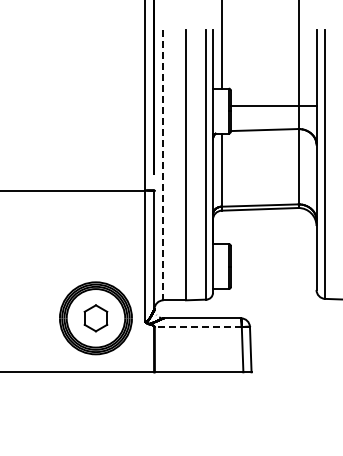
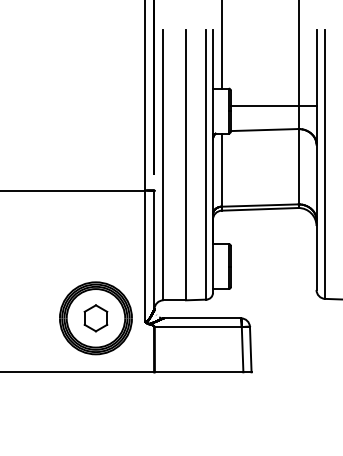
line: dashed -> solid (163, 165)
line: dashed -> solid (197, 327)
